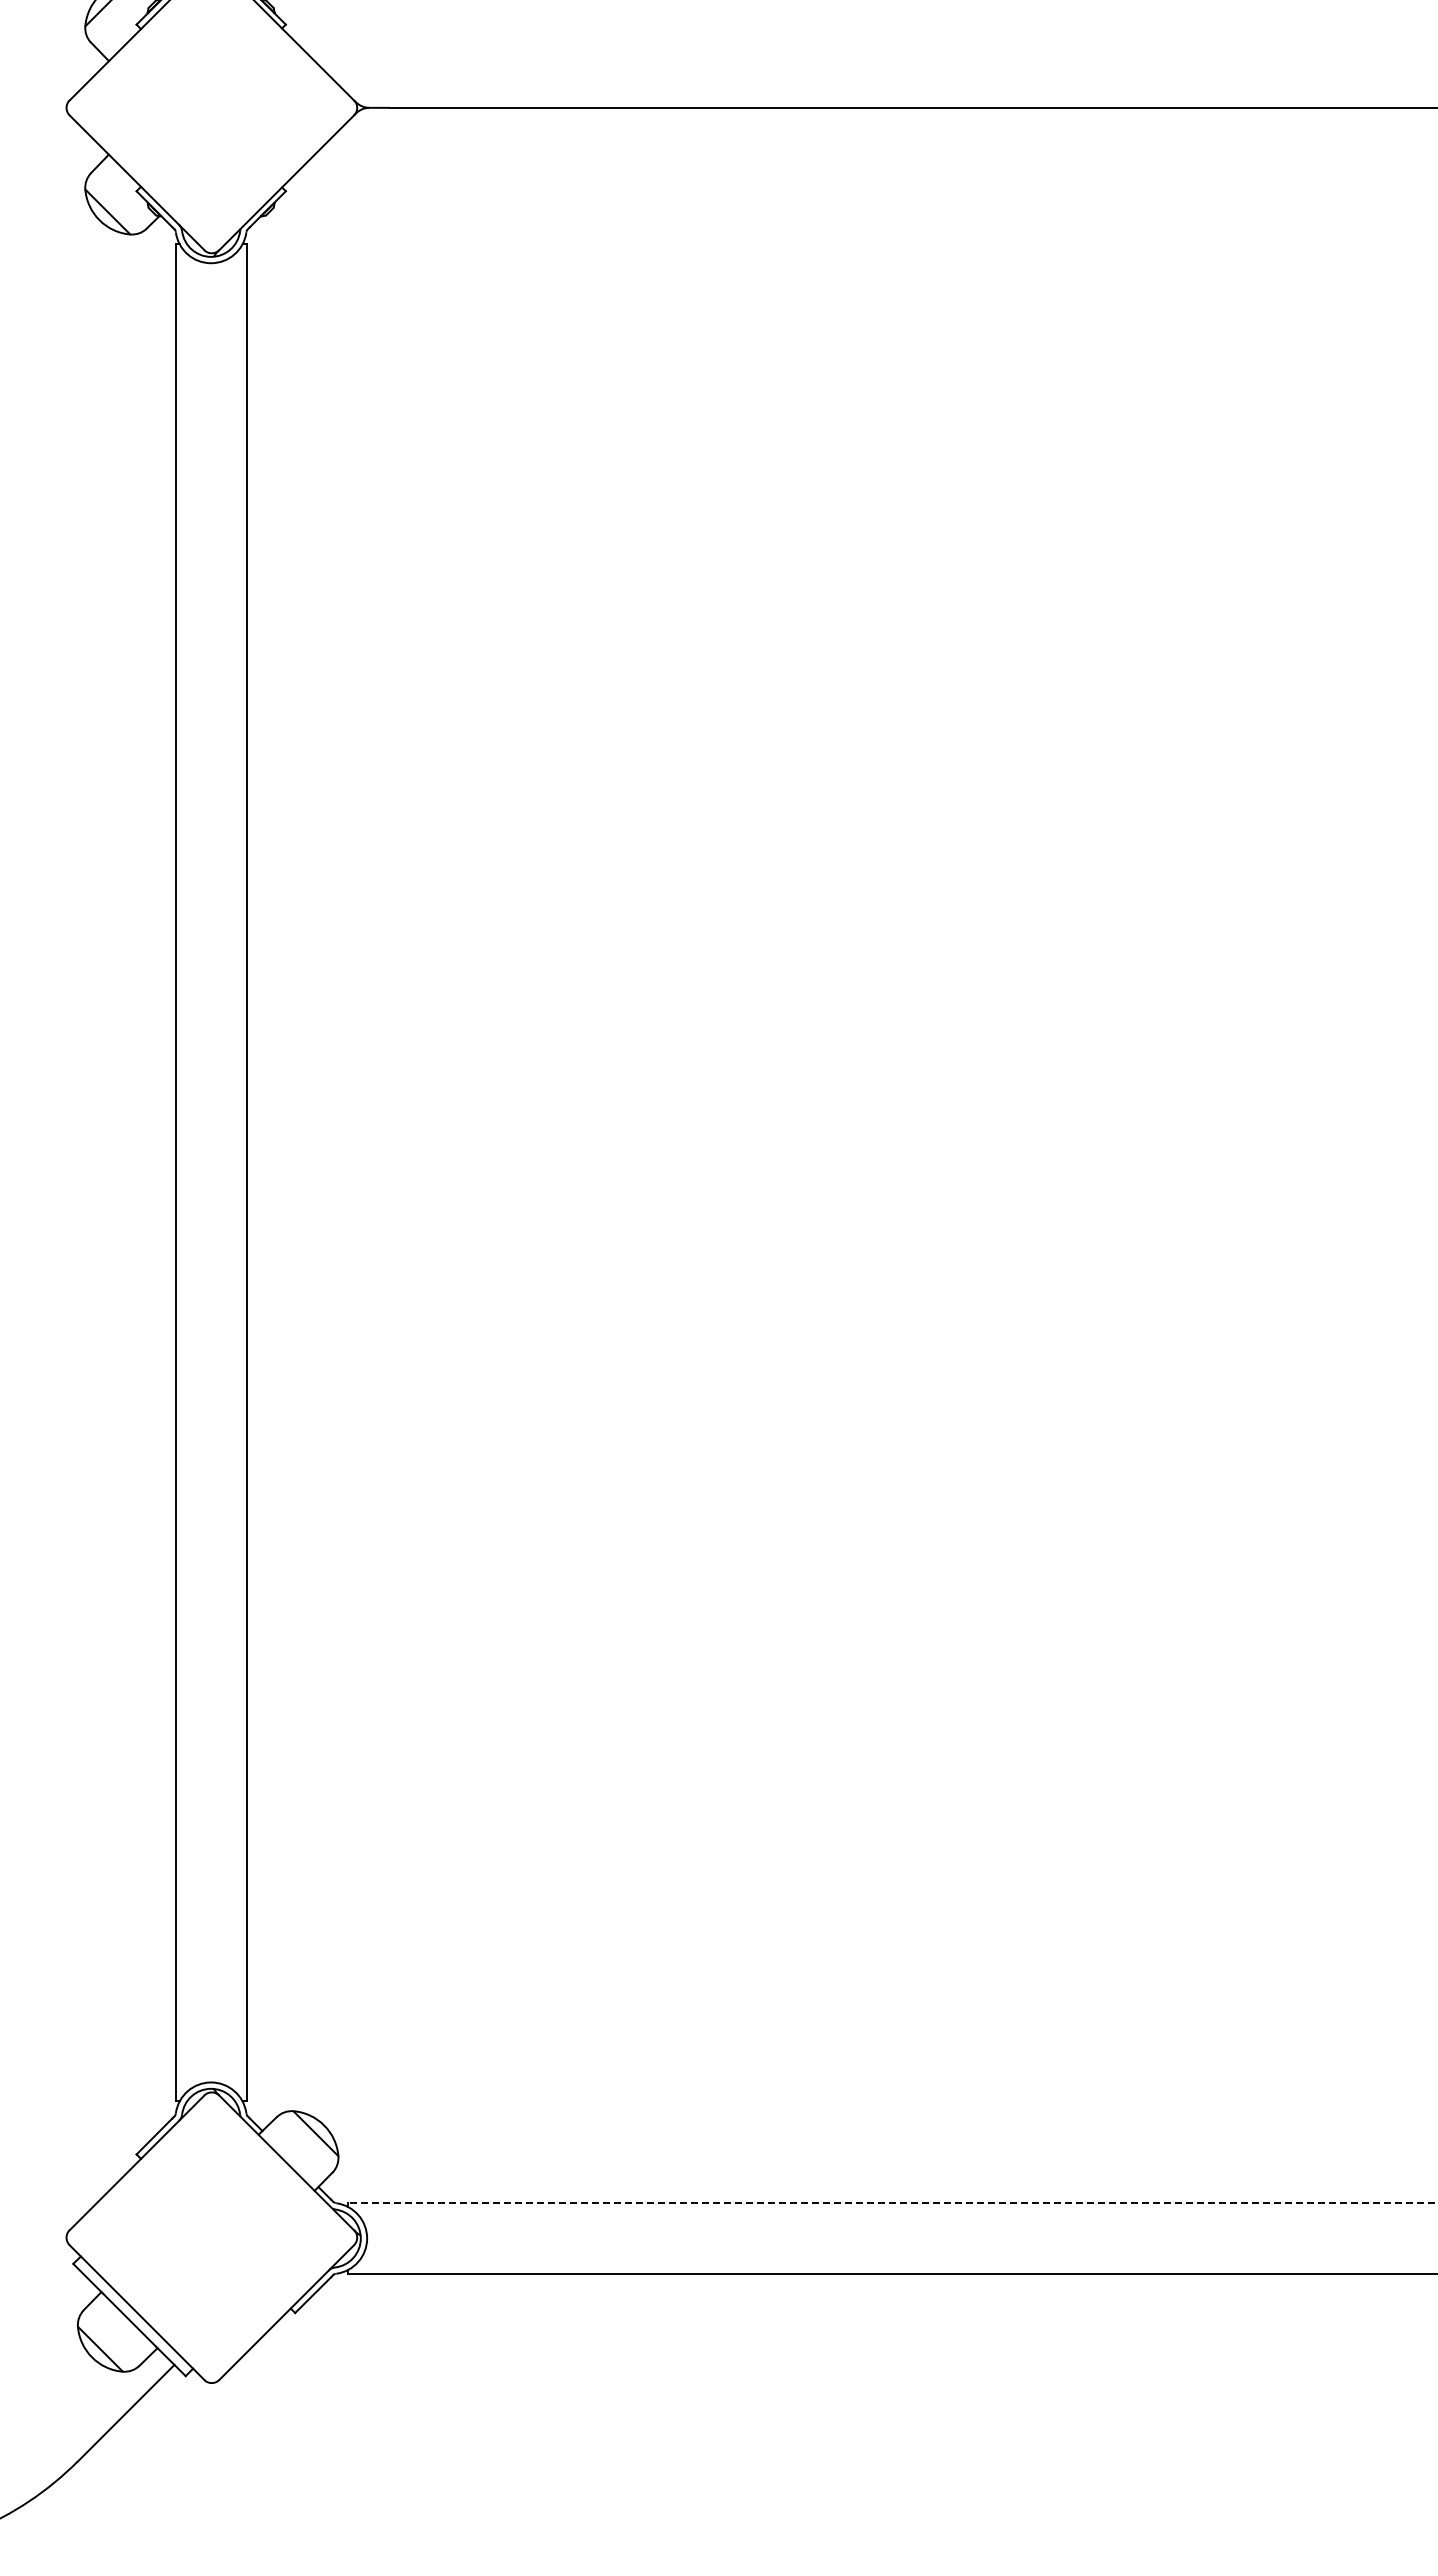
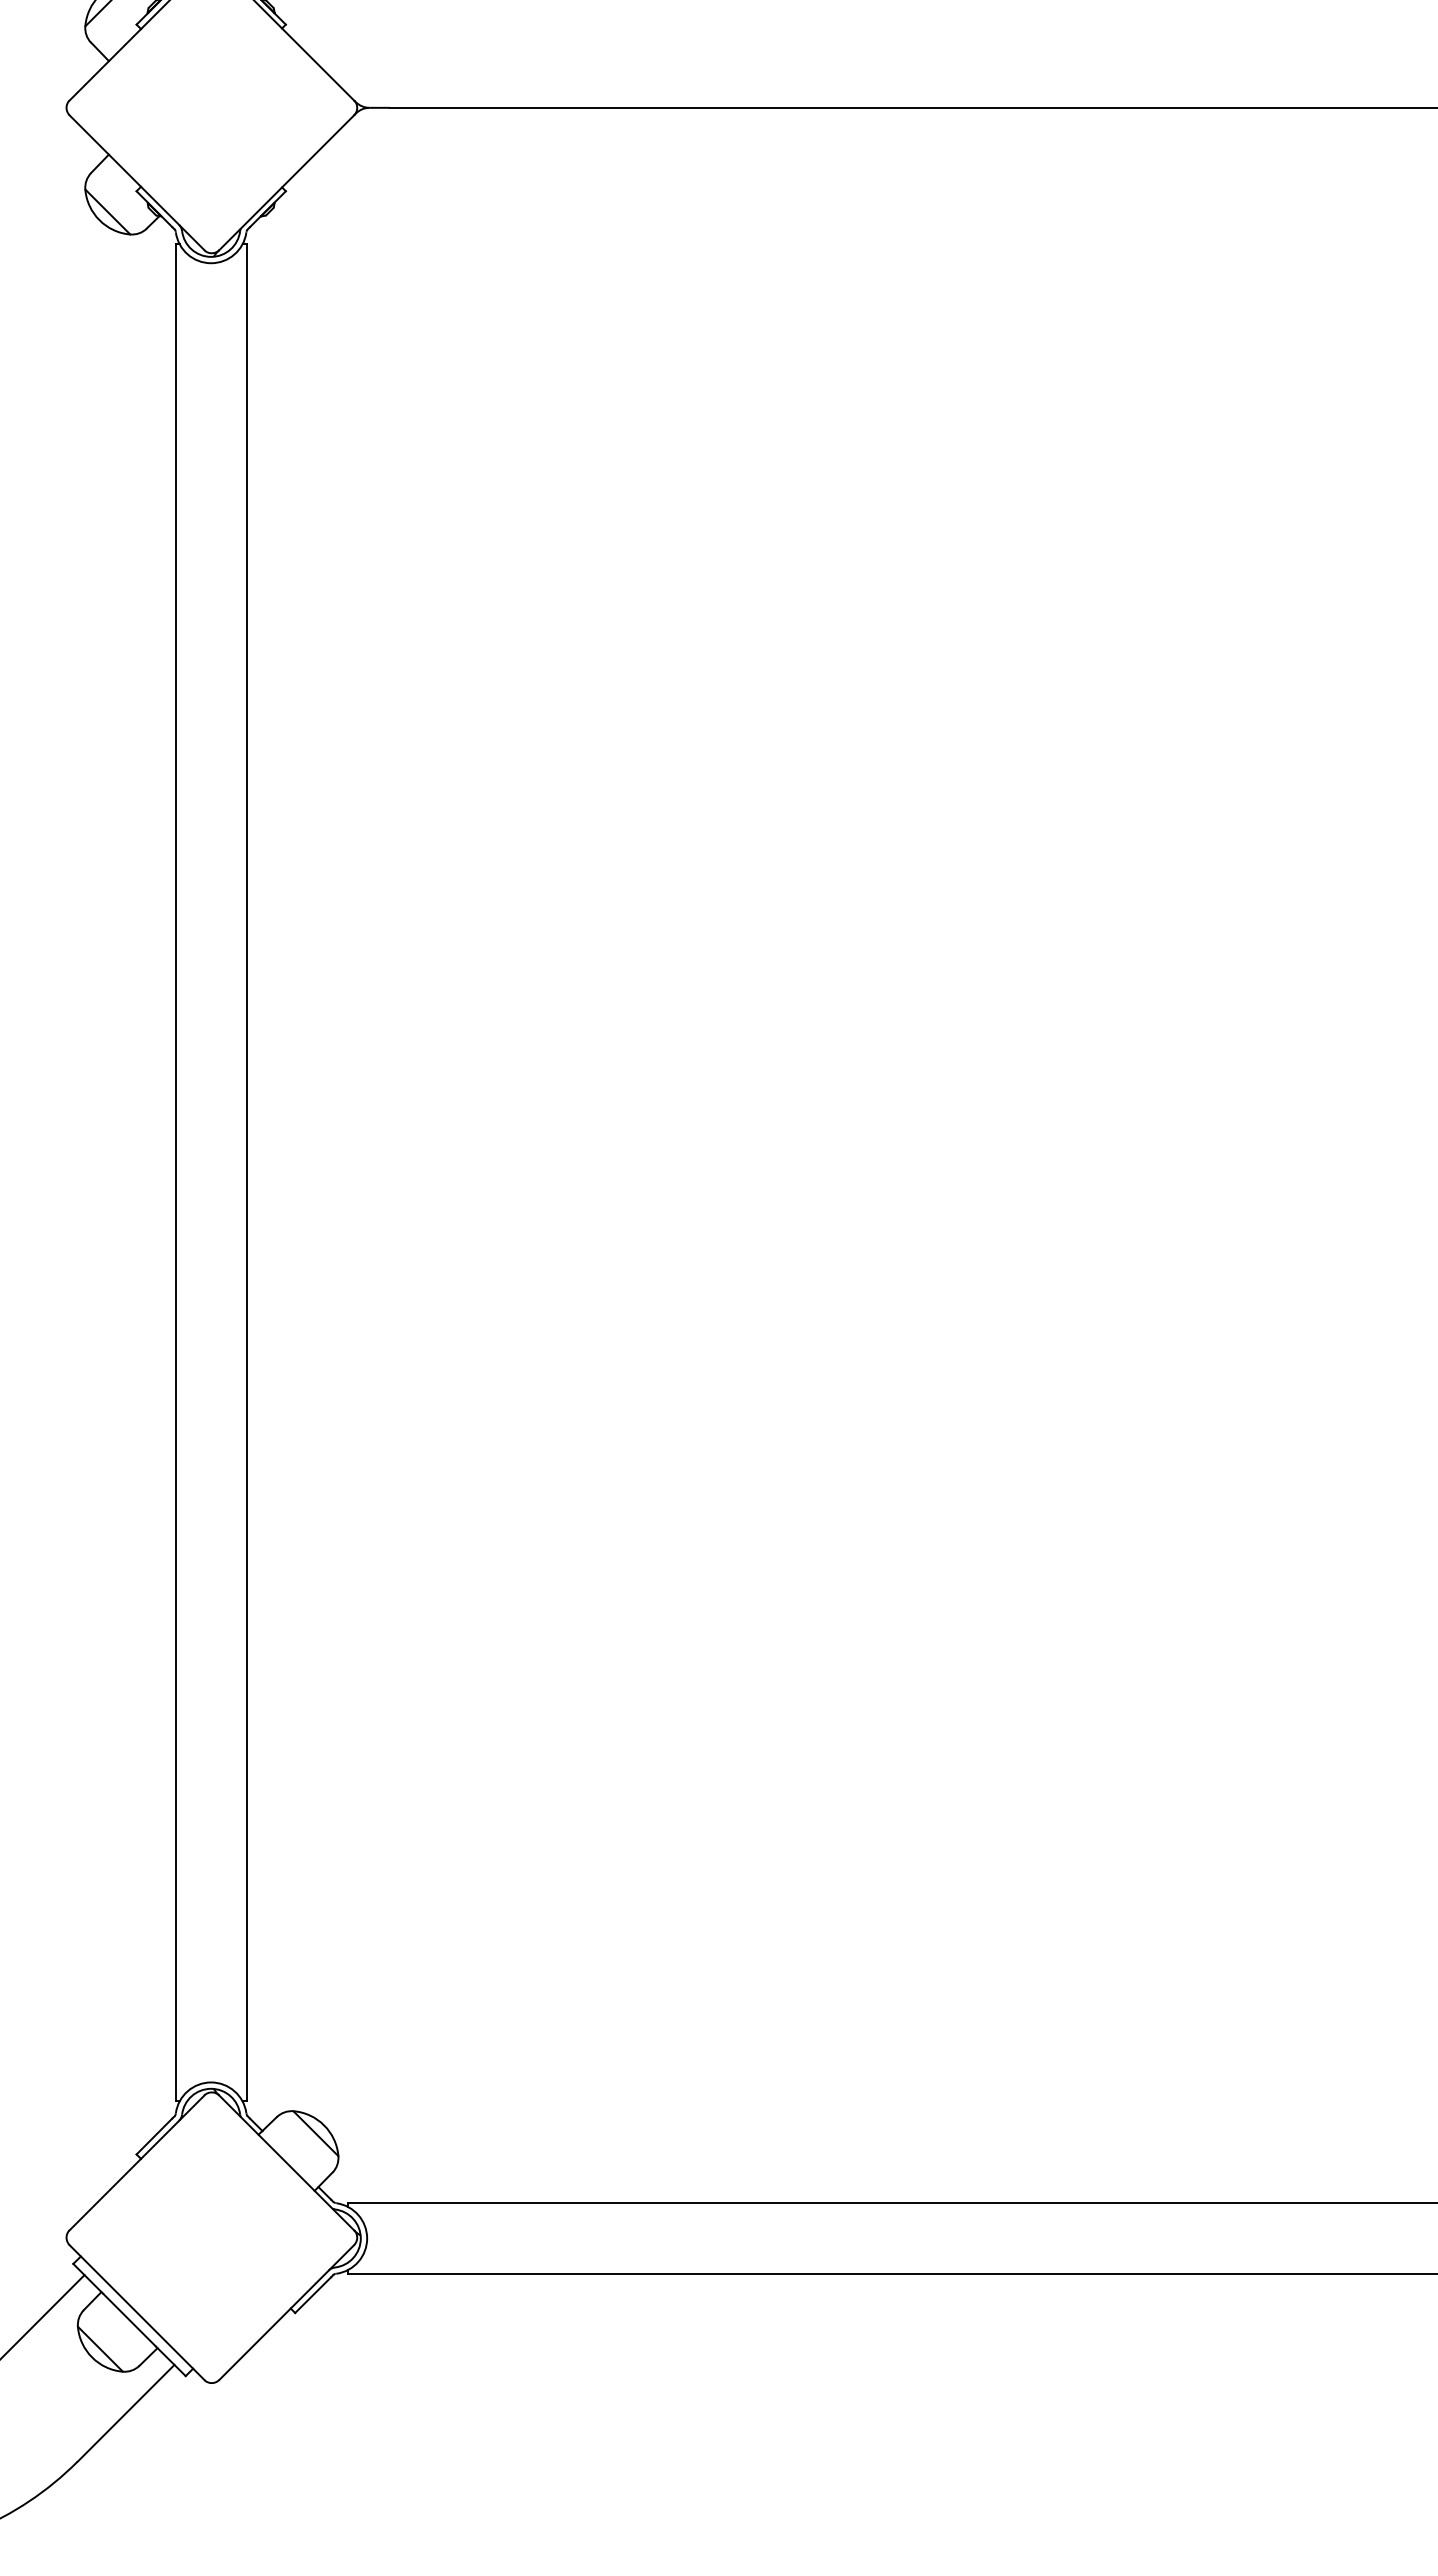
line: dashed -> solid (892, 2202)
line: none -> present (43, 2316)
